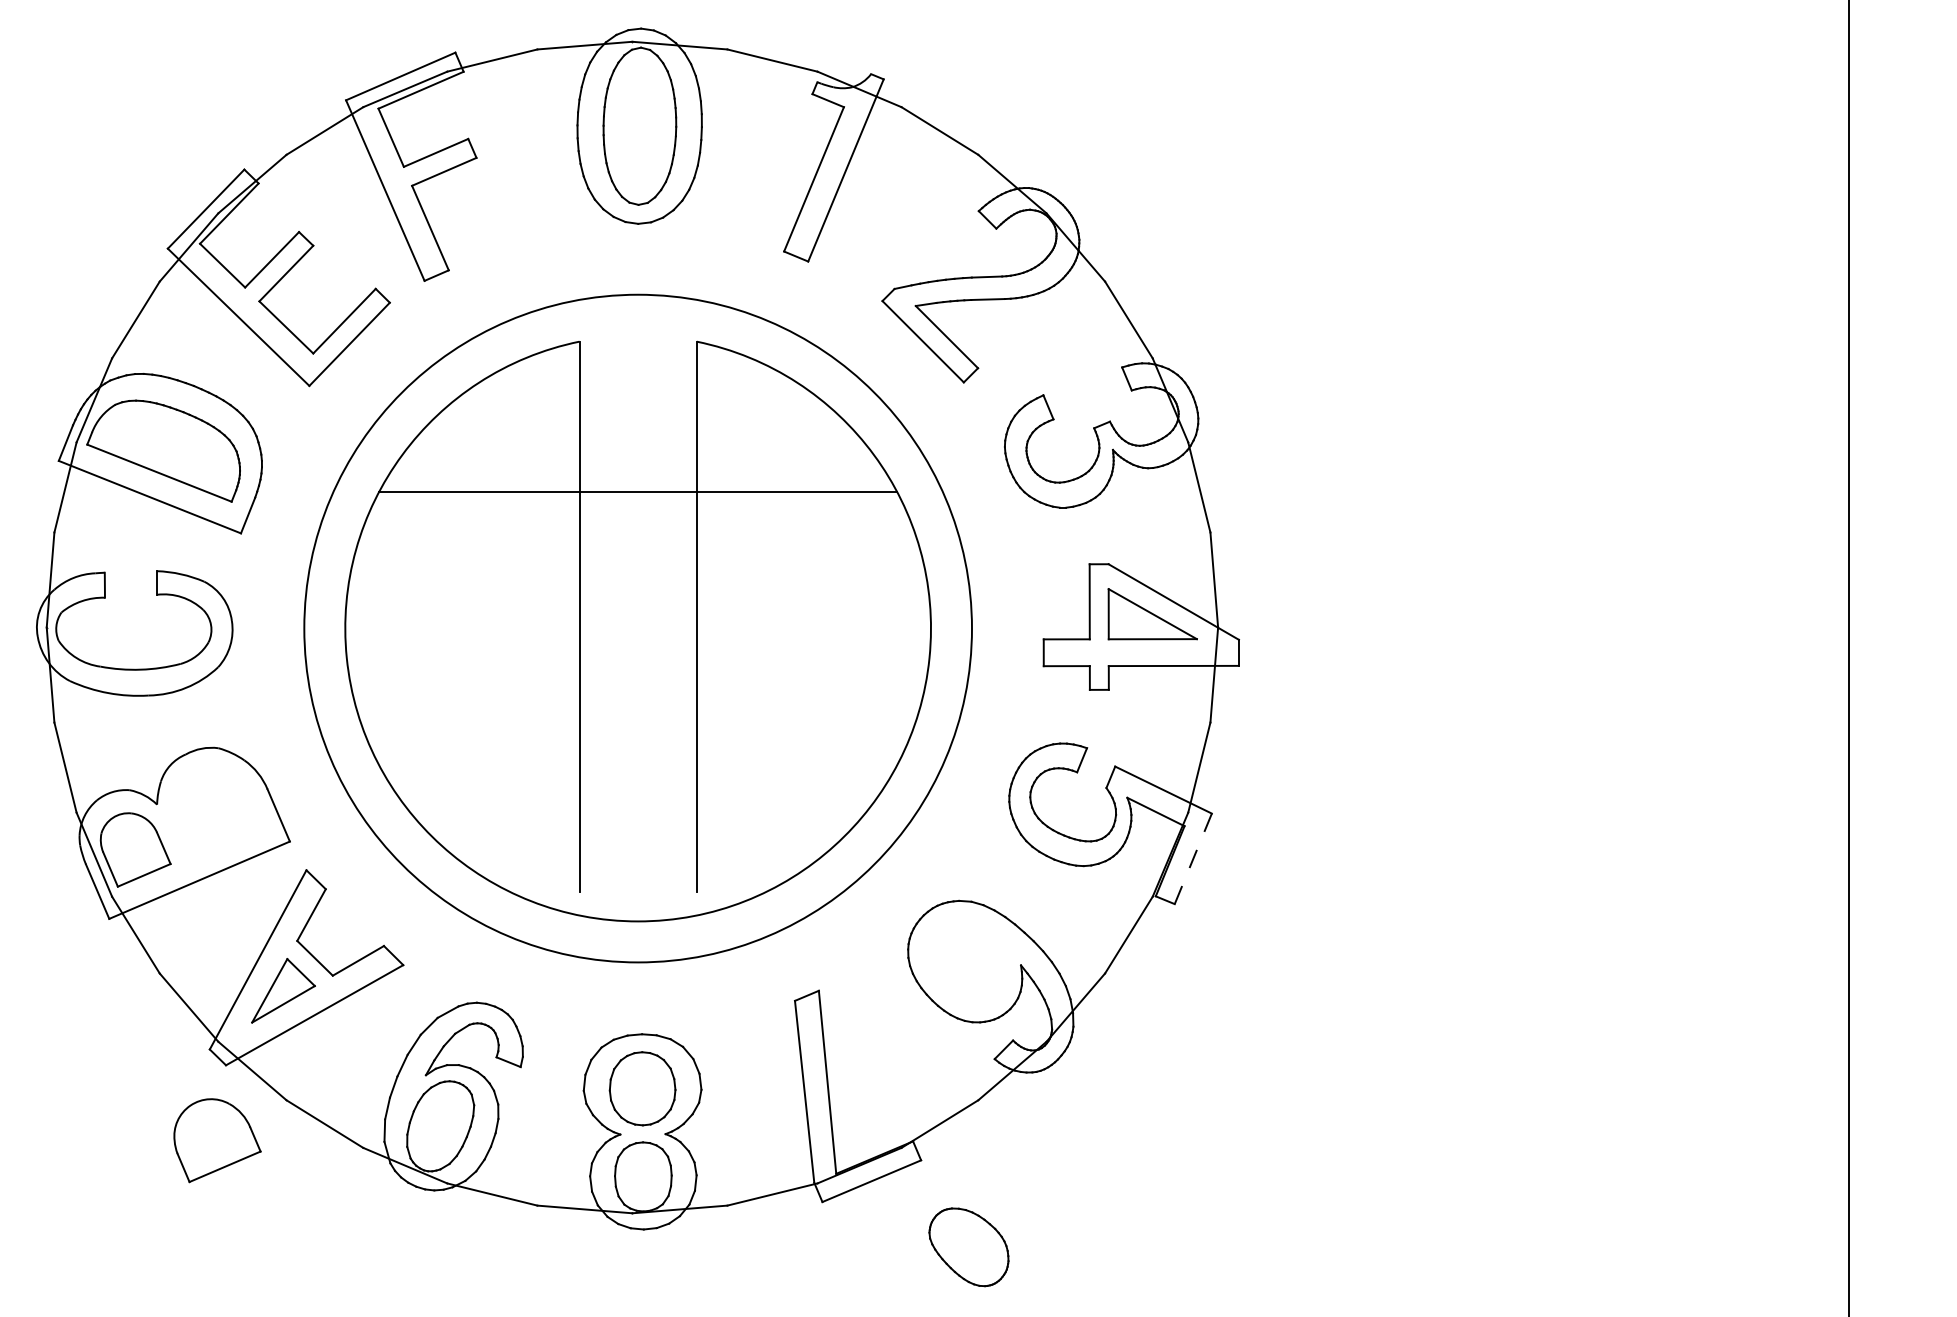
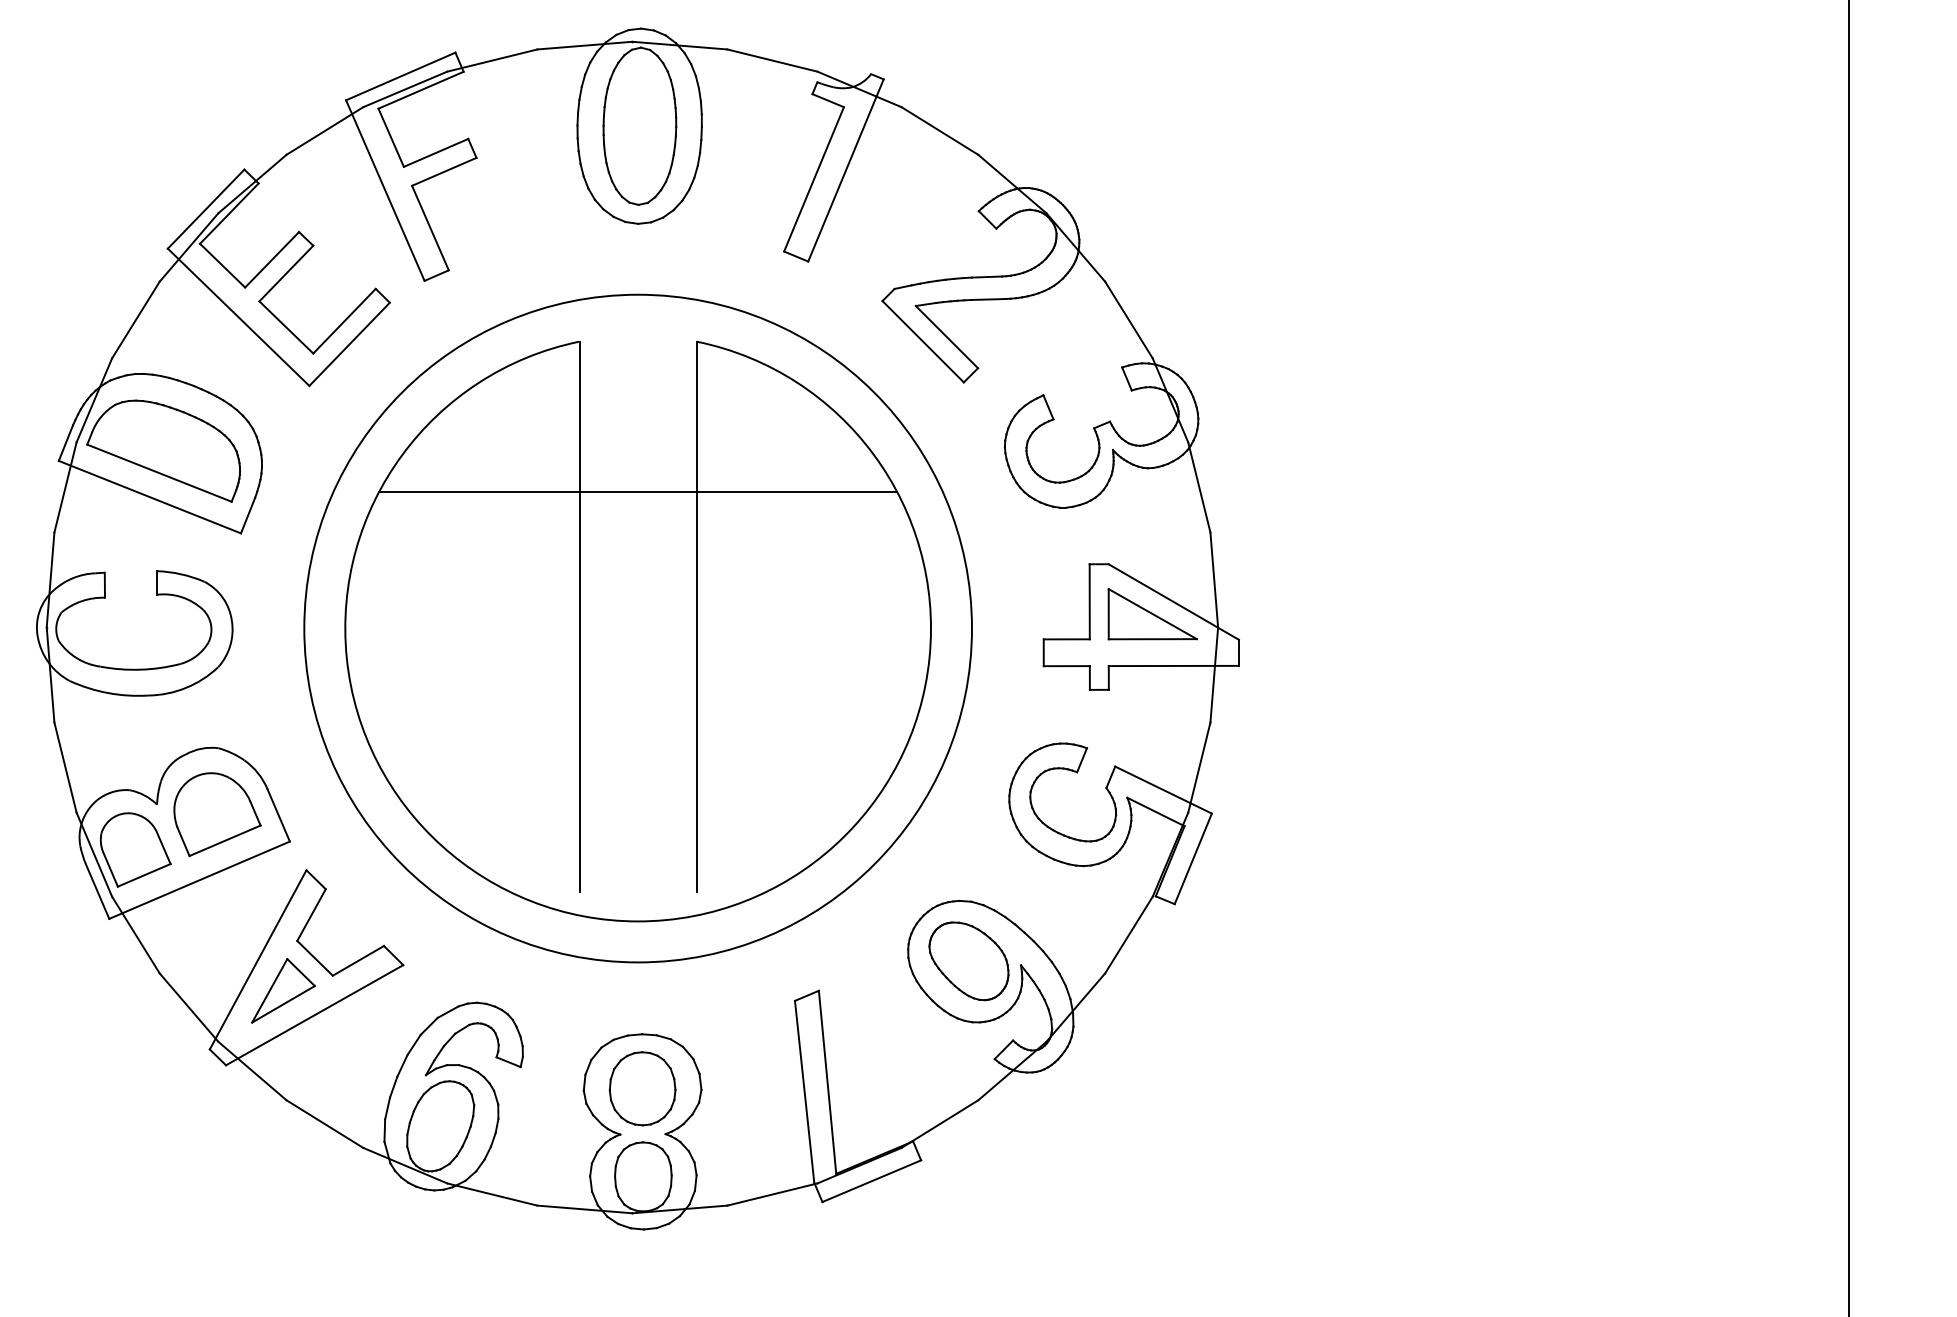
line: dashed -> solid (1193, 858)
part position: (217, 1140) -> (217, 814) (217, 814)
part position: (968, 1247) -> (968, 961) (968, 961)
